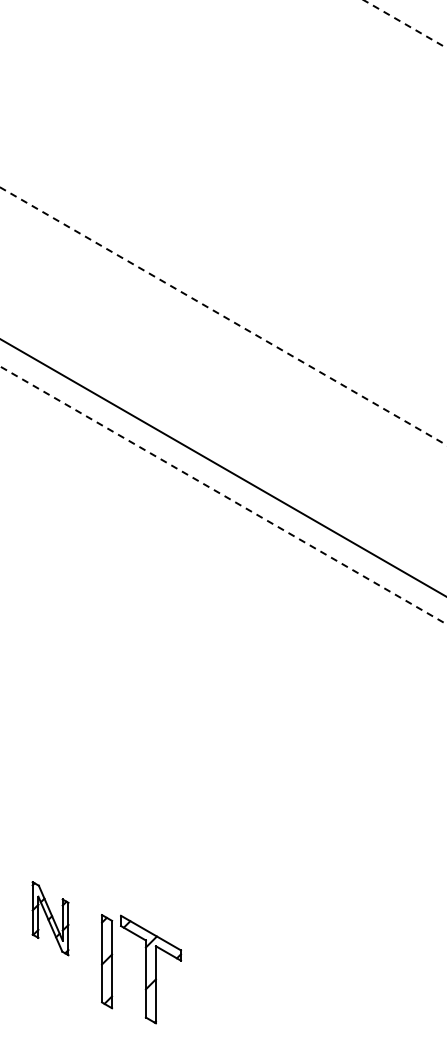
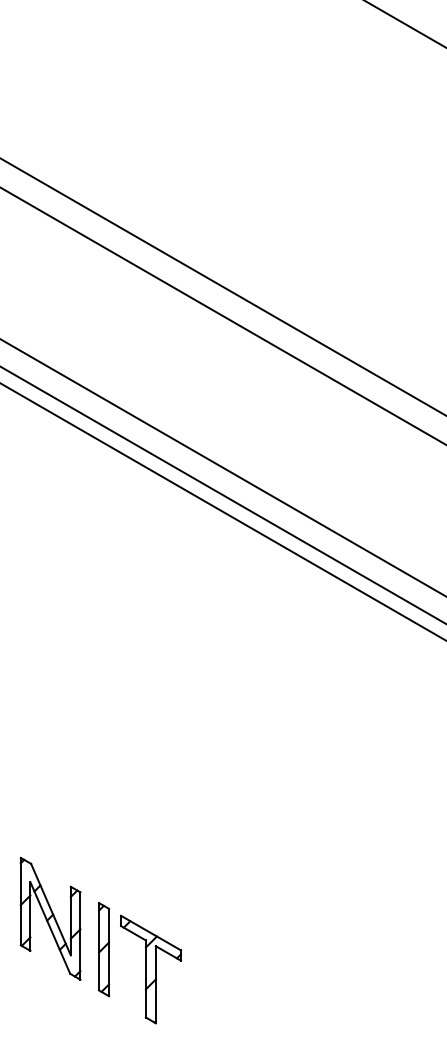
line: dashed -> solid (405, 24)
line: none -> present (222, 286)
line: dashed -> solid (224, 316)
line: dashed -> solid (223, 495)
line: none -> present (222, 511)
part size: 39x76 px -> 63x125 px (50, 918)
part position: (107, 961) -> (104, 949) (104, 949)
